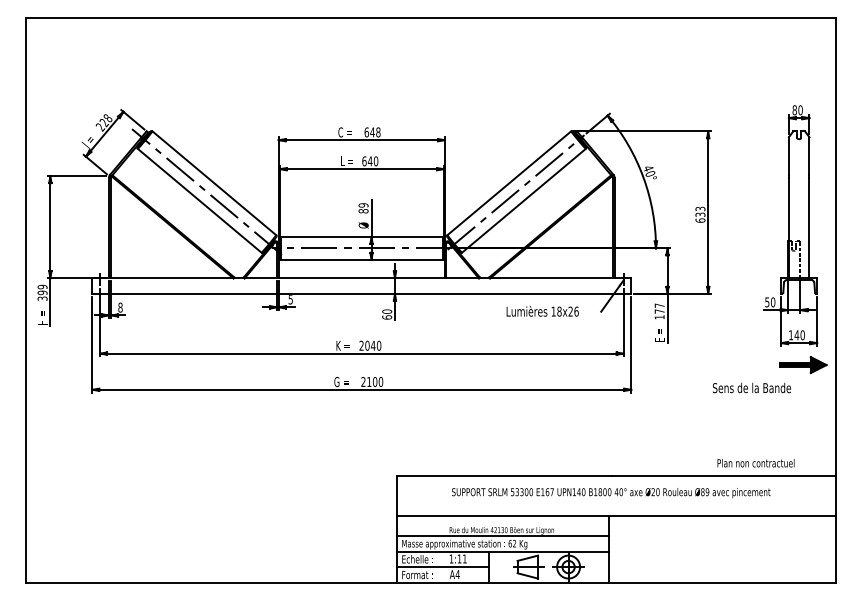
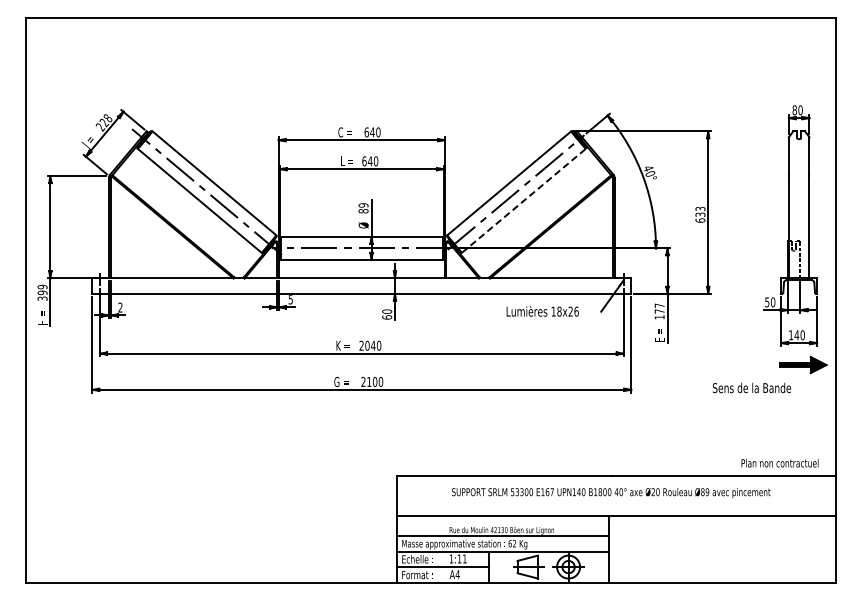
text: 648 -> 640 (378, 132)
line: solid -> dashed (524, 200)
text: 8 -> 2 (120, 307)
text position: (755, 463) -> (779, 463) (779, 463)
